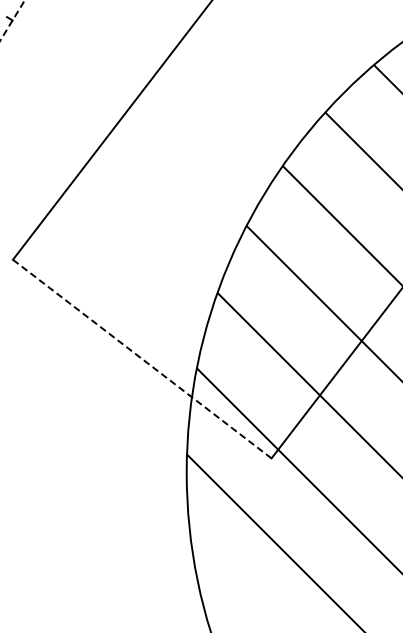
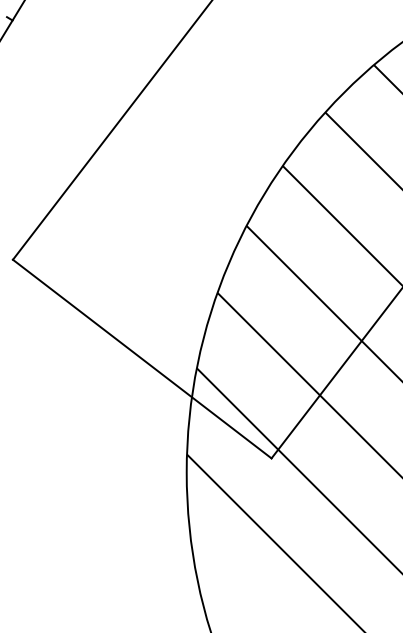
line: dashed -> solid (12, 20)
line: dashed -> solid (141, 358)
